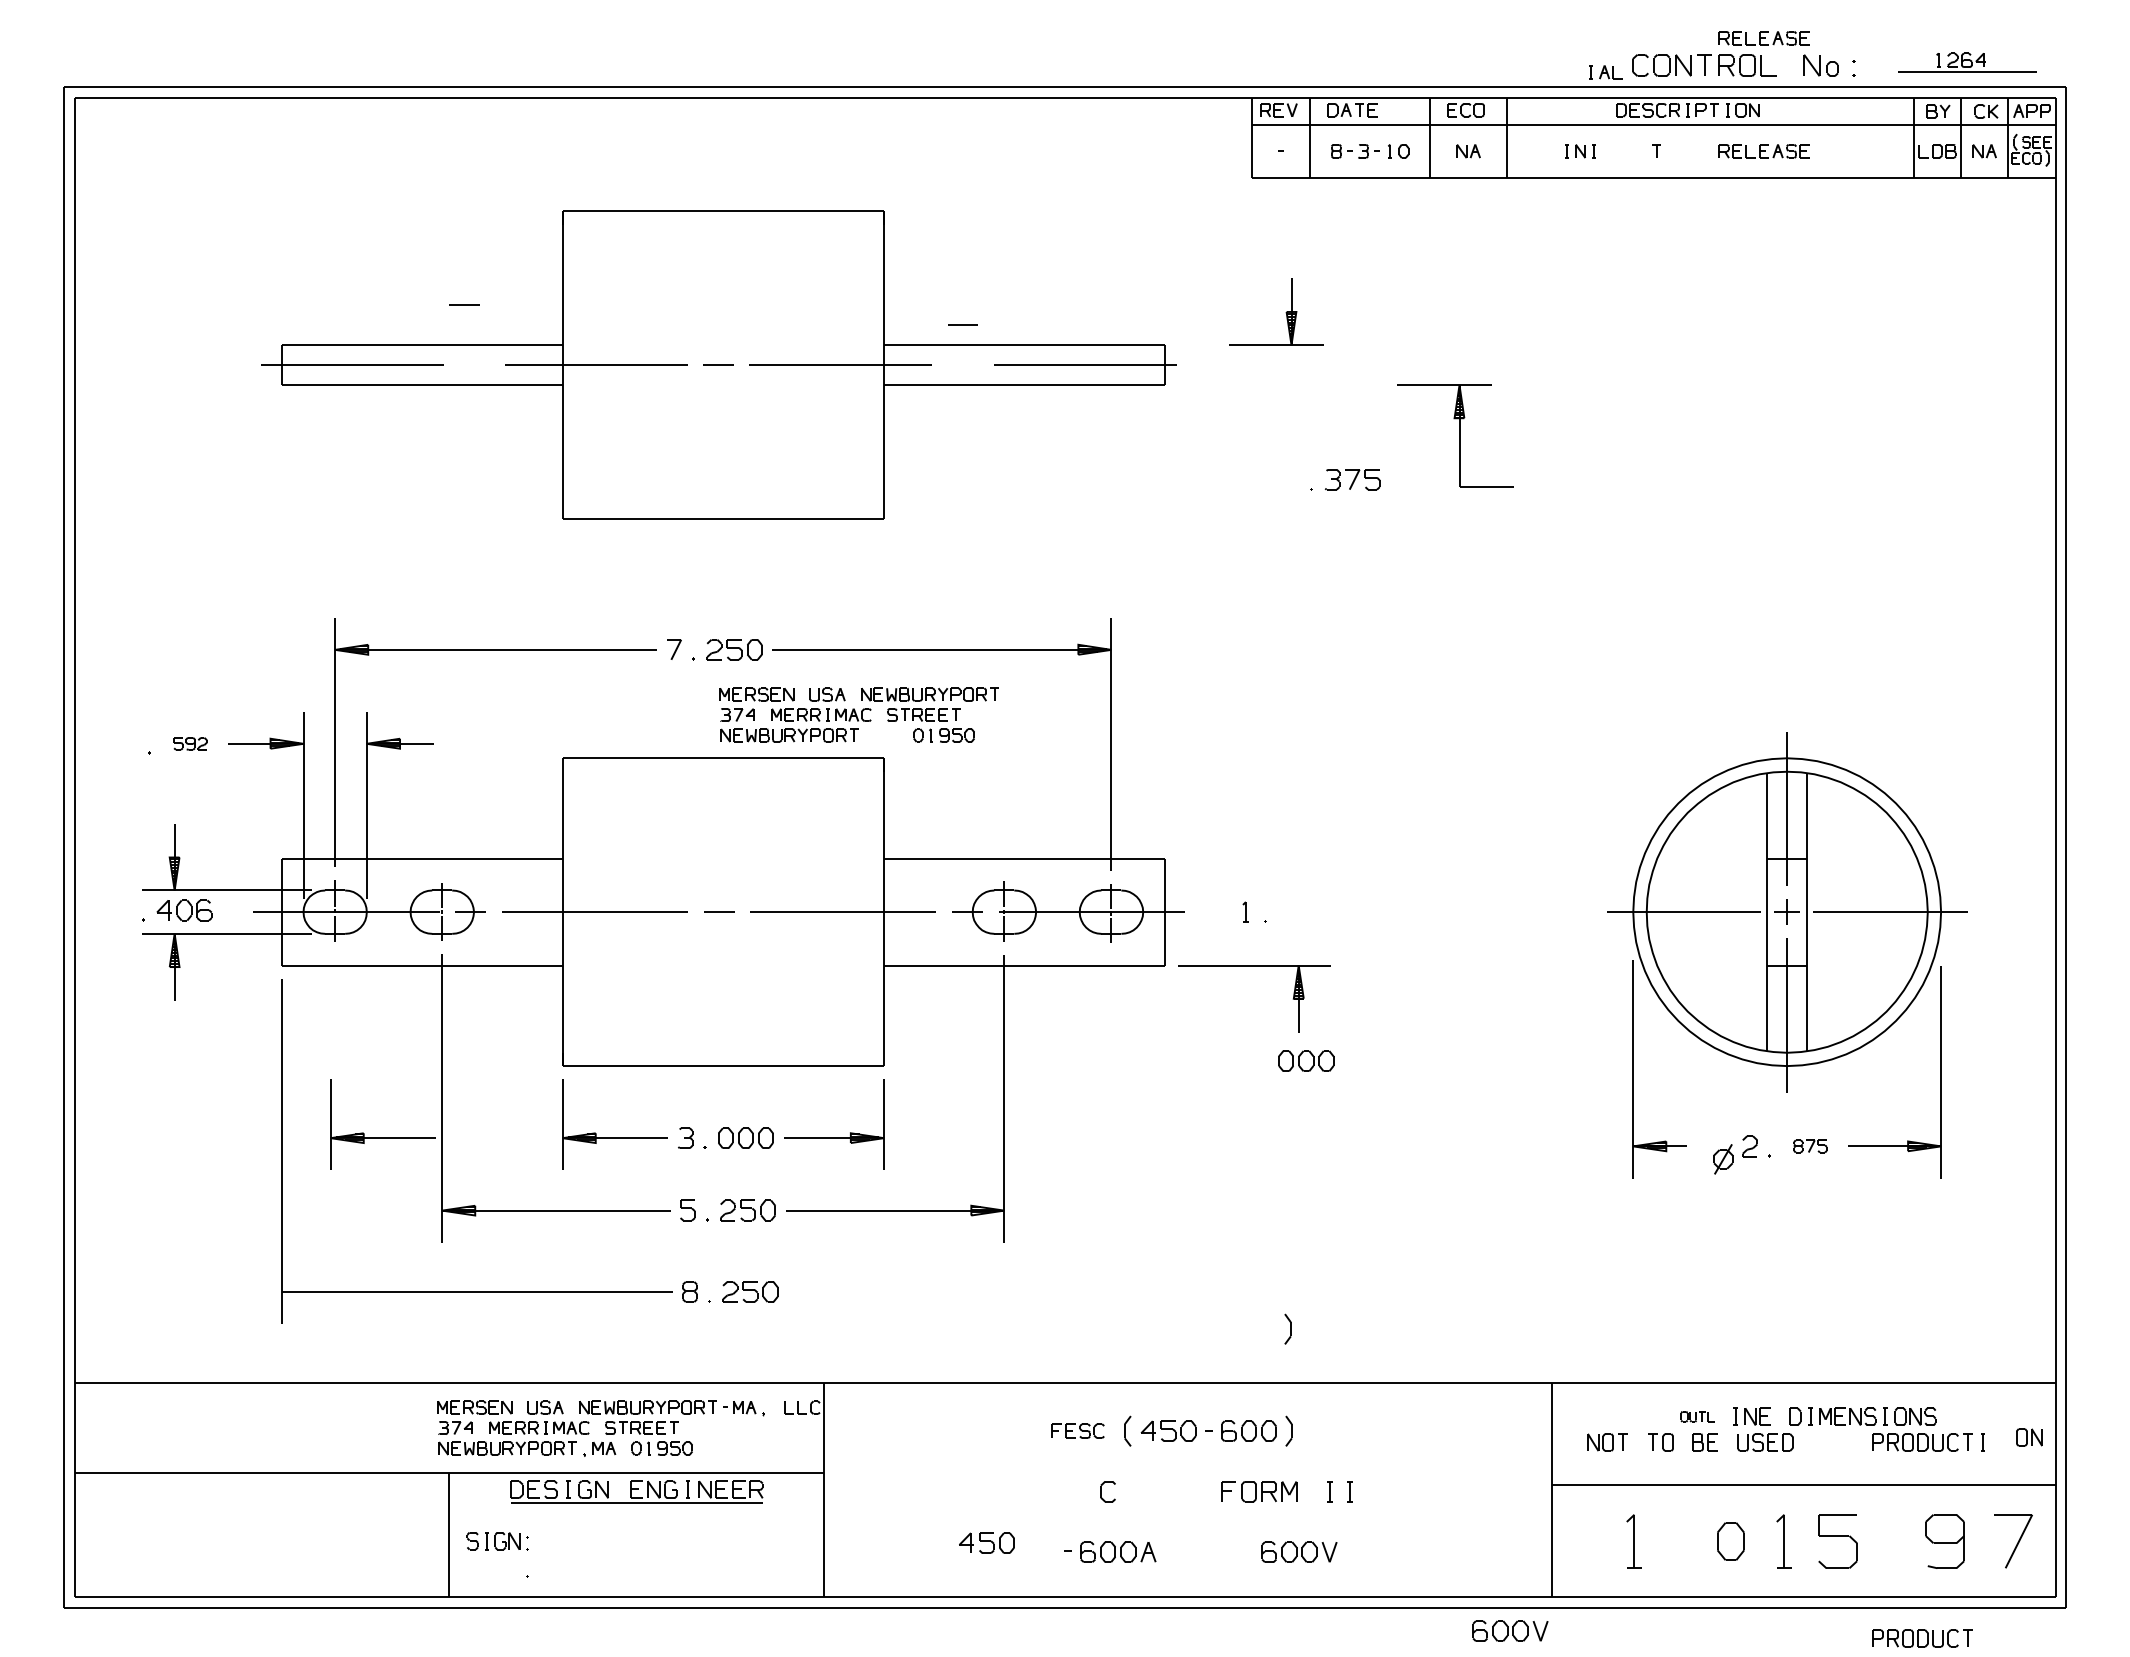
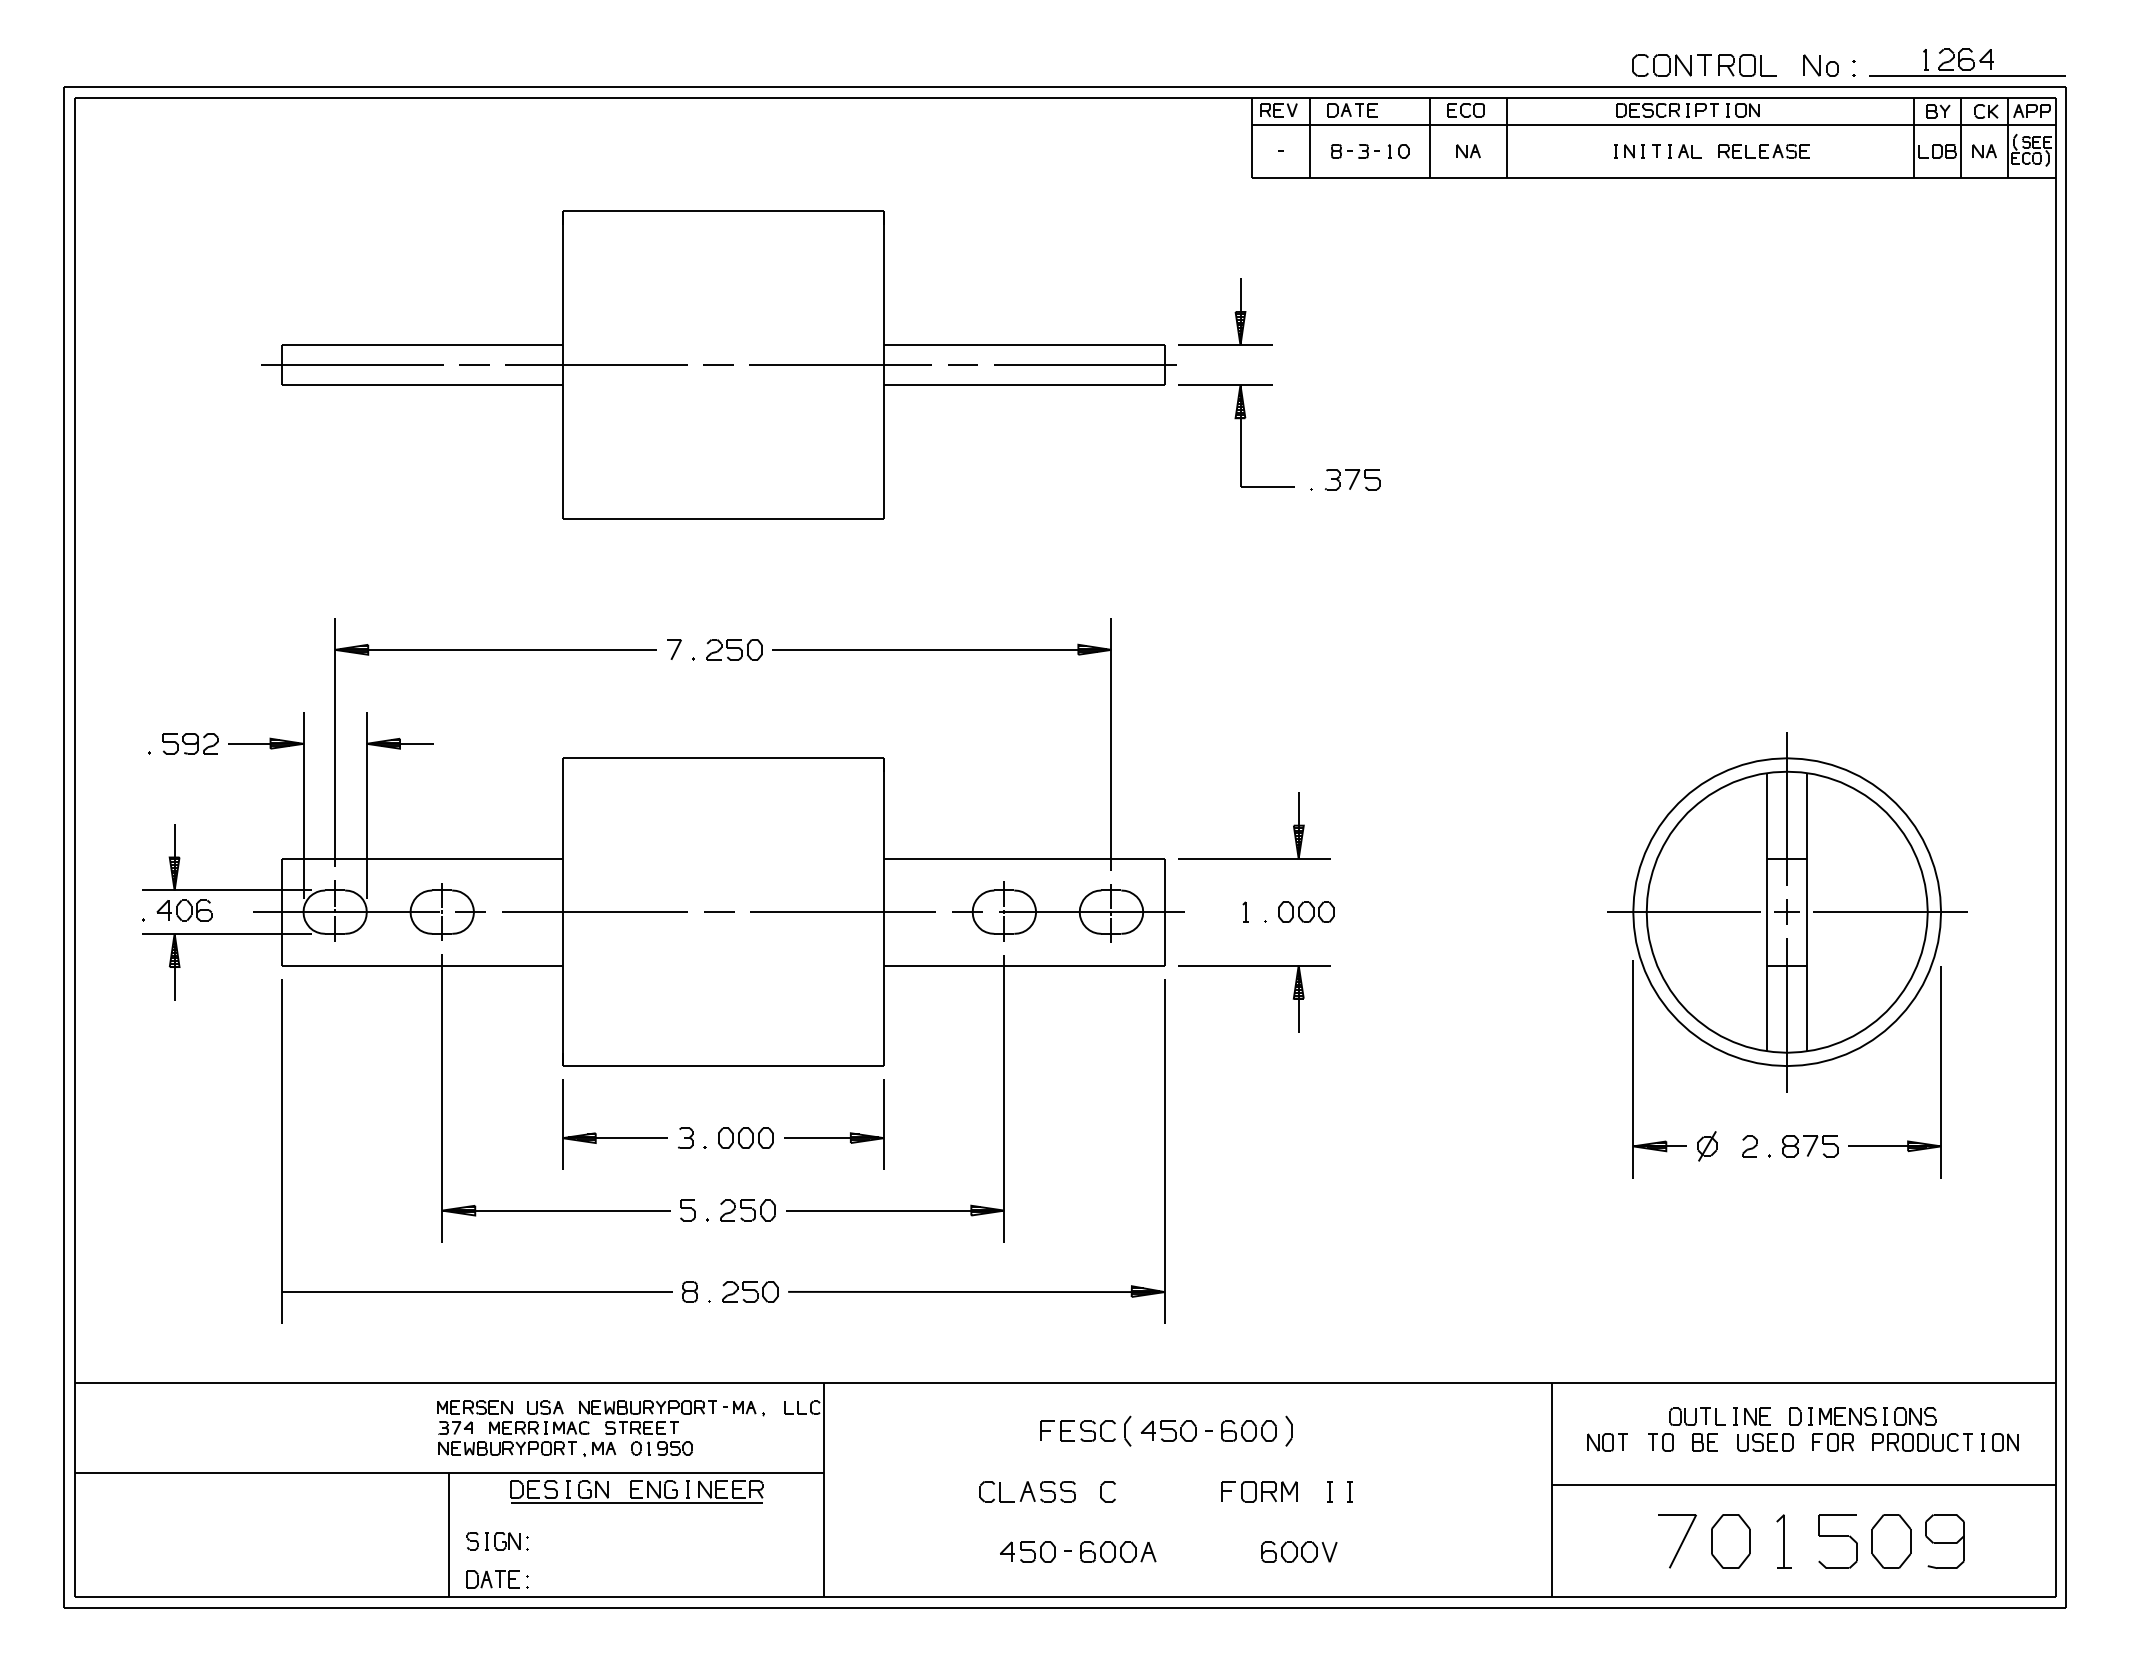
part: present -> none (1763, 38)
part size: 139x21 px -> 197x29 px (1967, 62)
part position: (1605, 72) -> (1684, 151) (1684, 151)
part position: (1580, 151) -> (1629, 151) (1629, 151)
line position: (464, 304) -> (474, 364) (474, 364)
part position: (1285, 312) -> (1234, 312) (1234, 312)
line position: (962, 324) -> (962, 364) (962, 364)
part position: (1455, 435) -> (1236, 435) (1236, 435)
part: present -> none (858, 714)
part size: 35x14 px -> 57x22 px (190, 743)
part: none -> present (1254, 858)
part position: (1306, 1060) -> (1306, 911) (1306, 911)
part: present -> none (382, 1137)
part size: 35x15 px -> 57x23 px (1810, 1146)
part position: (1723, 1159) -> (1707, 1146) (1707, 1146)
part: none -> present (976, 1291)
part: present -> none (1287, 1328)
part size: 35x12 px -> 57x19 px (1697, 1416)
part size: 54x16 px -> 76x22 px (1077, 1430)
part position: (2029, 1437) -> (2005, 1442) (2005, 1442)
part: none -> present (1832, 1442)
part: none -> present (1027, 1491)
part: present -> none (1633, 1541)
part size: 28x39 px -> 40x55 px (1730, 1541)
part: none -> present (1891, 1541)
part position: (2013, 1541) -> (1677, 1541) (1677, 1541)
part position: (986, 1542) -> (1027, 1551) (1027, 1551)
part: none -> present (497, 1579)
part: present -> none (1510, 1630)
part: present -> none (1922, 1638)
